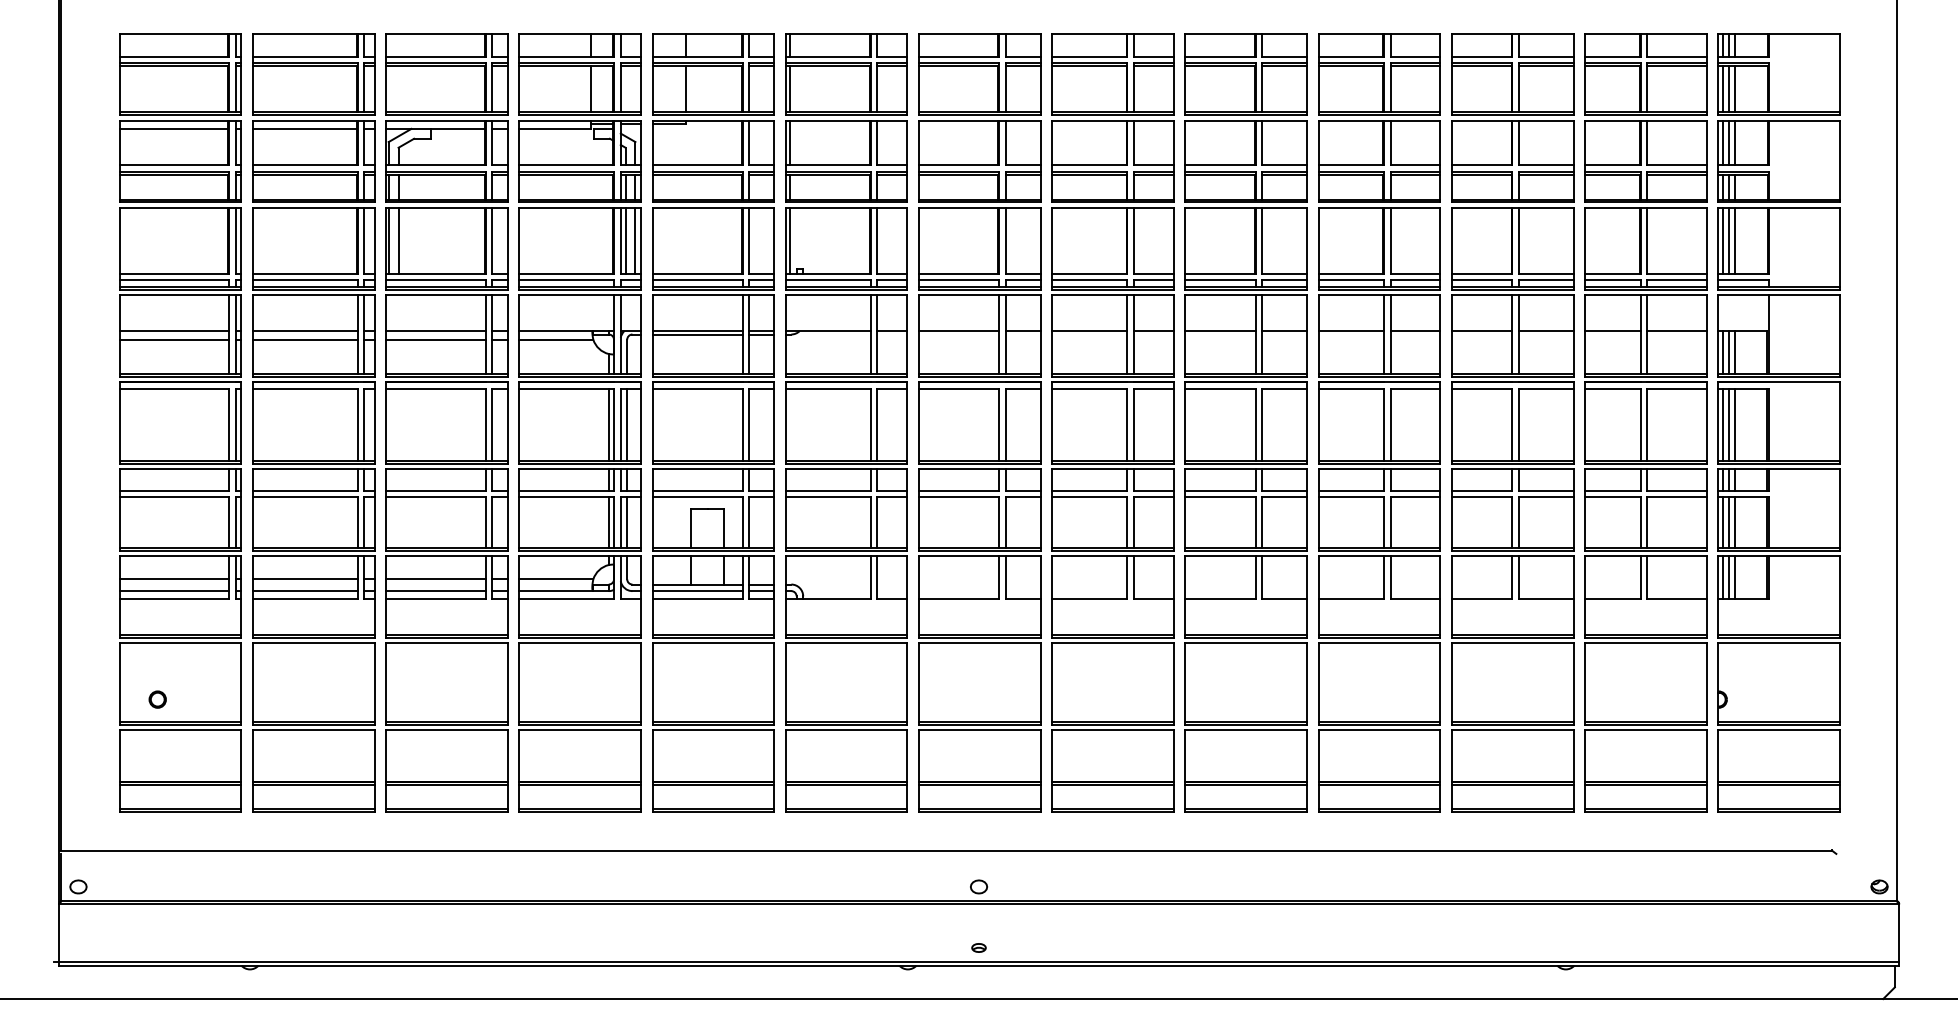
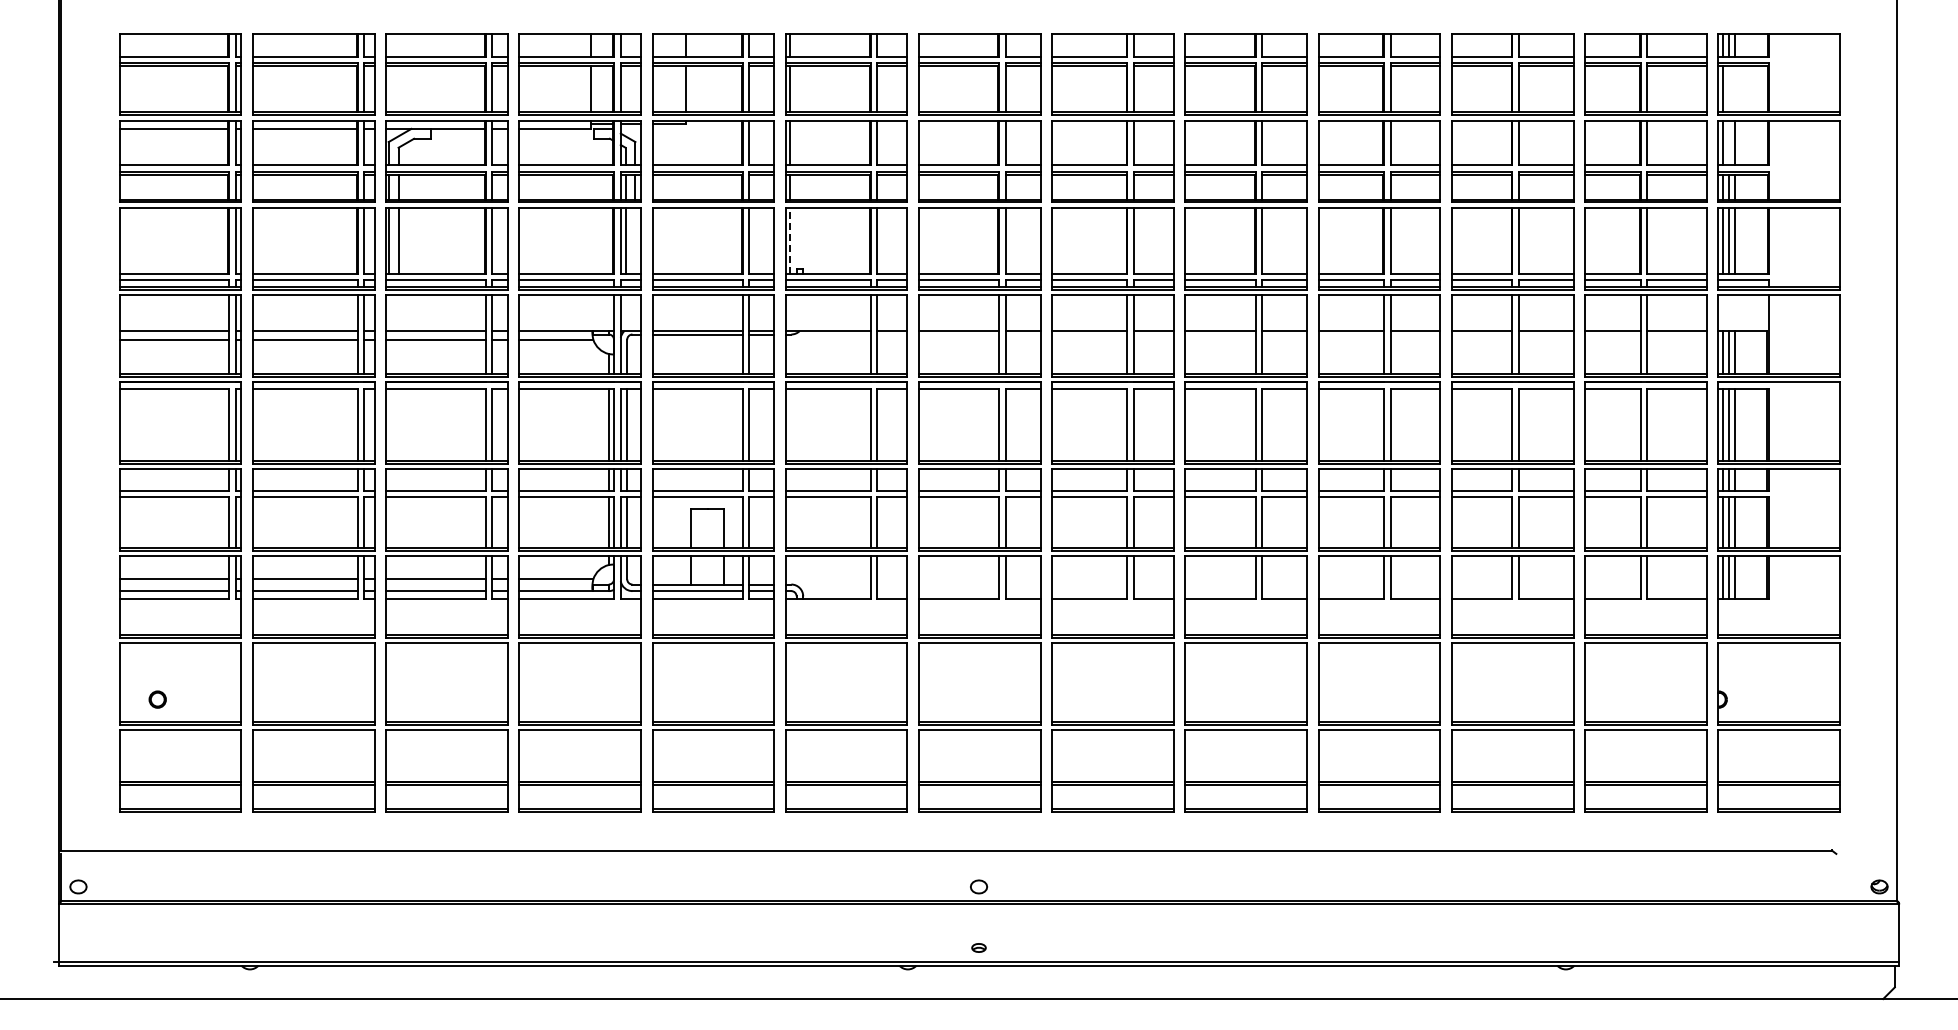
line: present -> none (1729, 89)
line: present -> none (1734, 89)
line: present -> none (1729, 142)
line: present -> none (635, 240)
line: solid -> dashed (790, 240)
